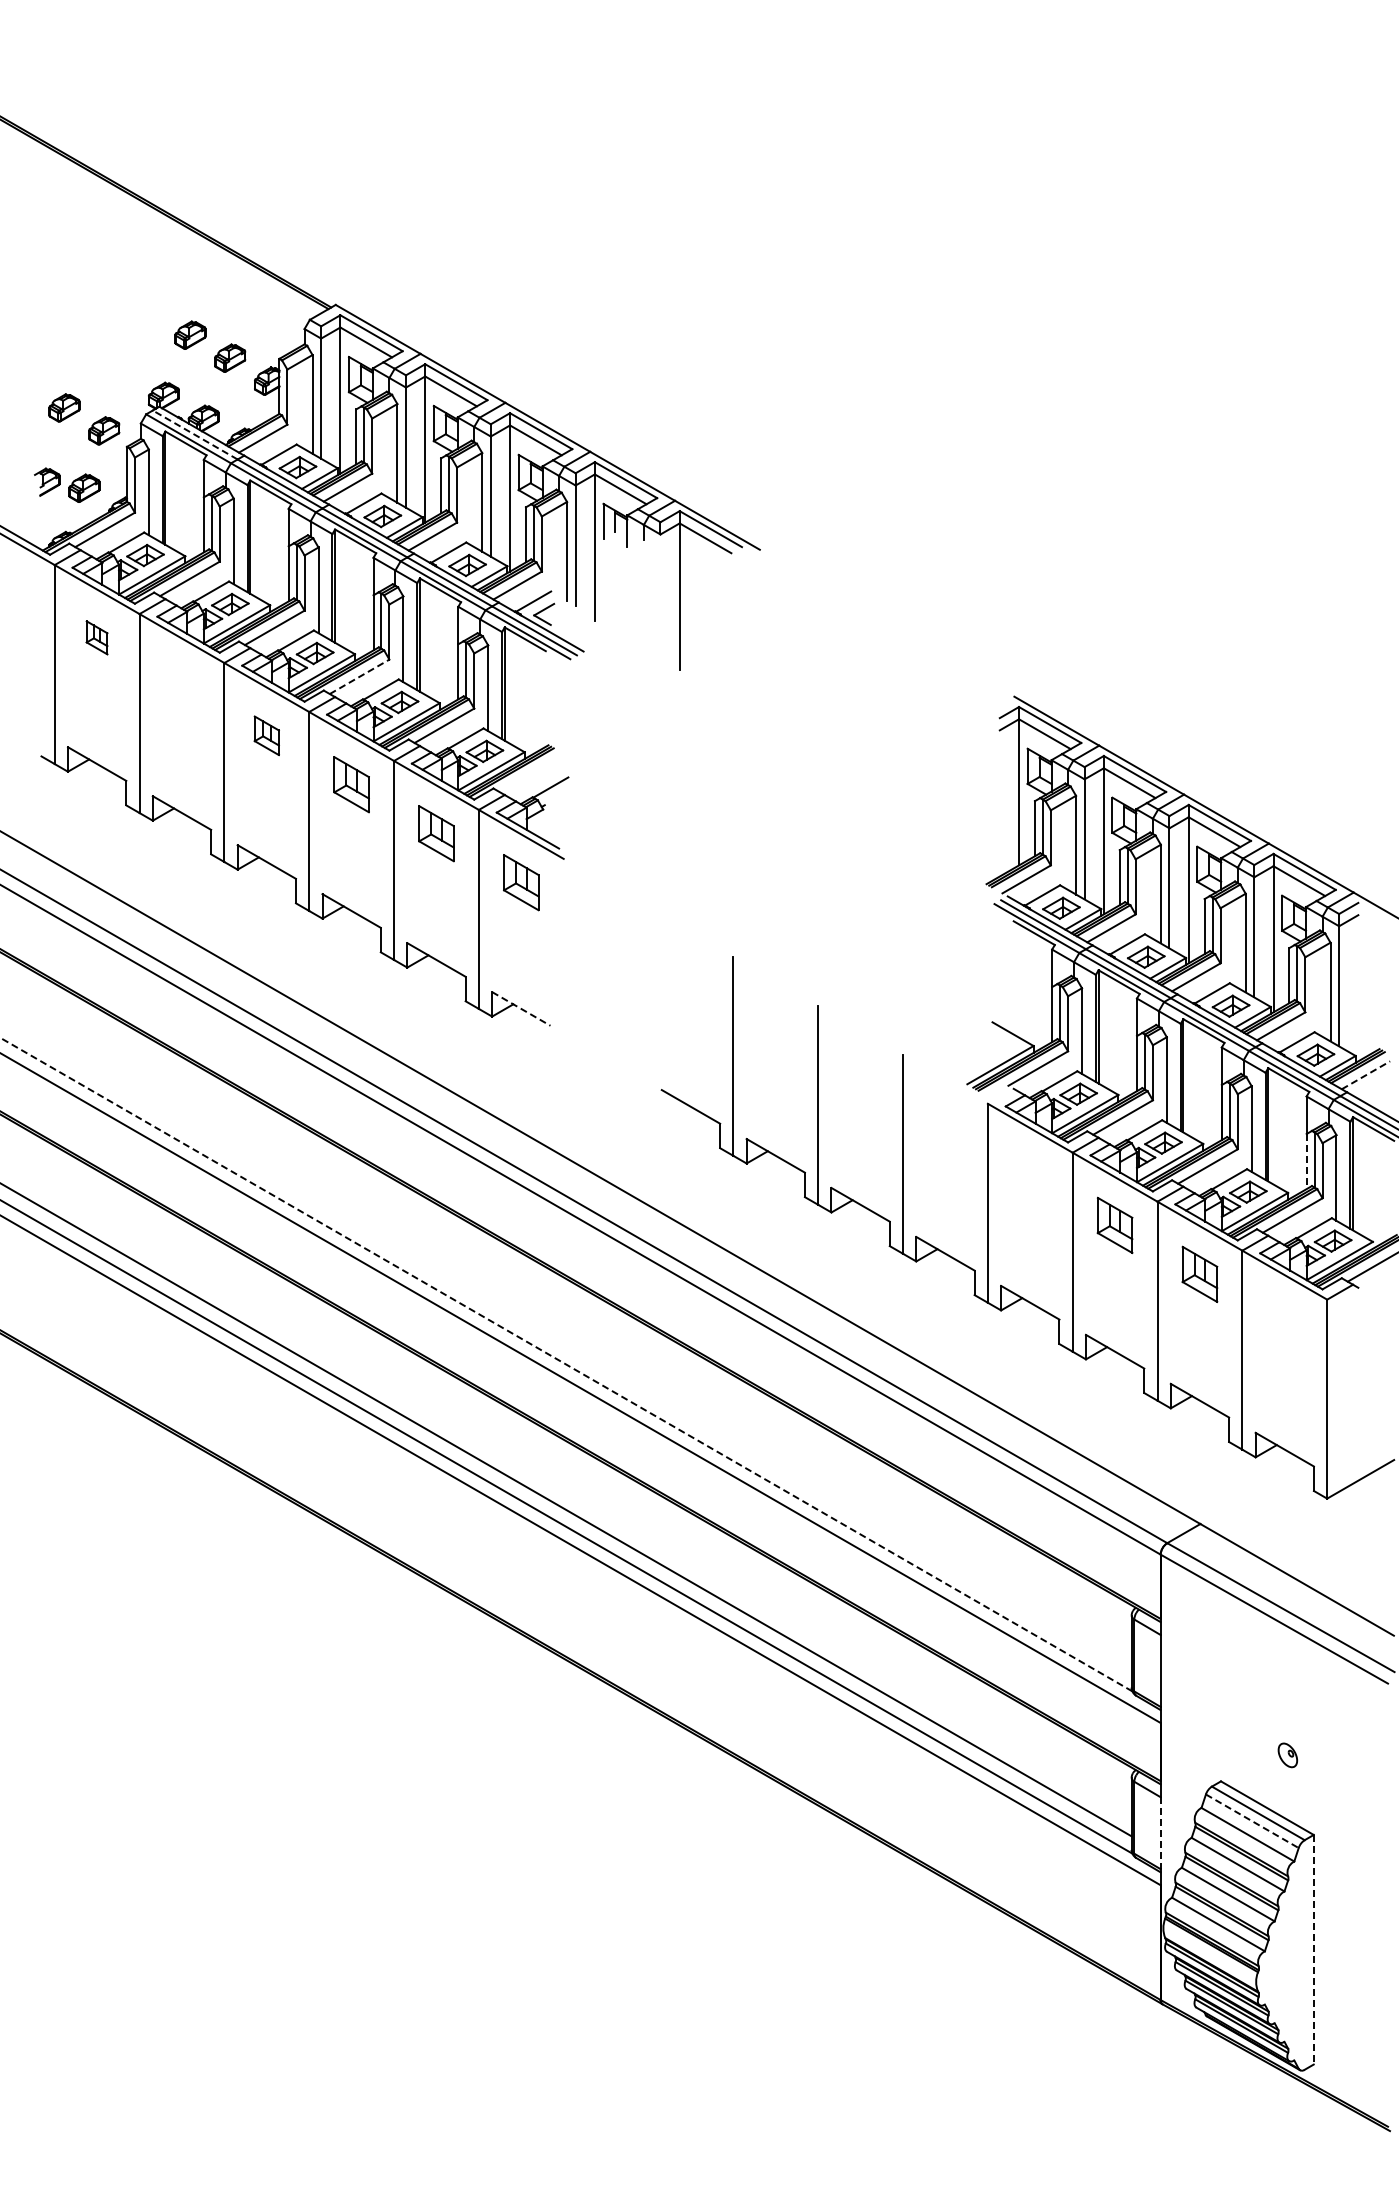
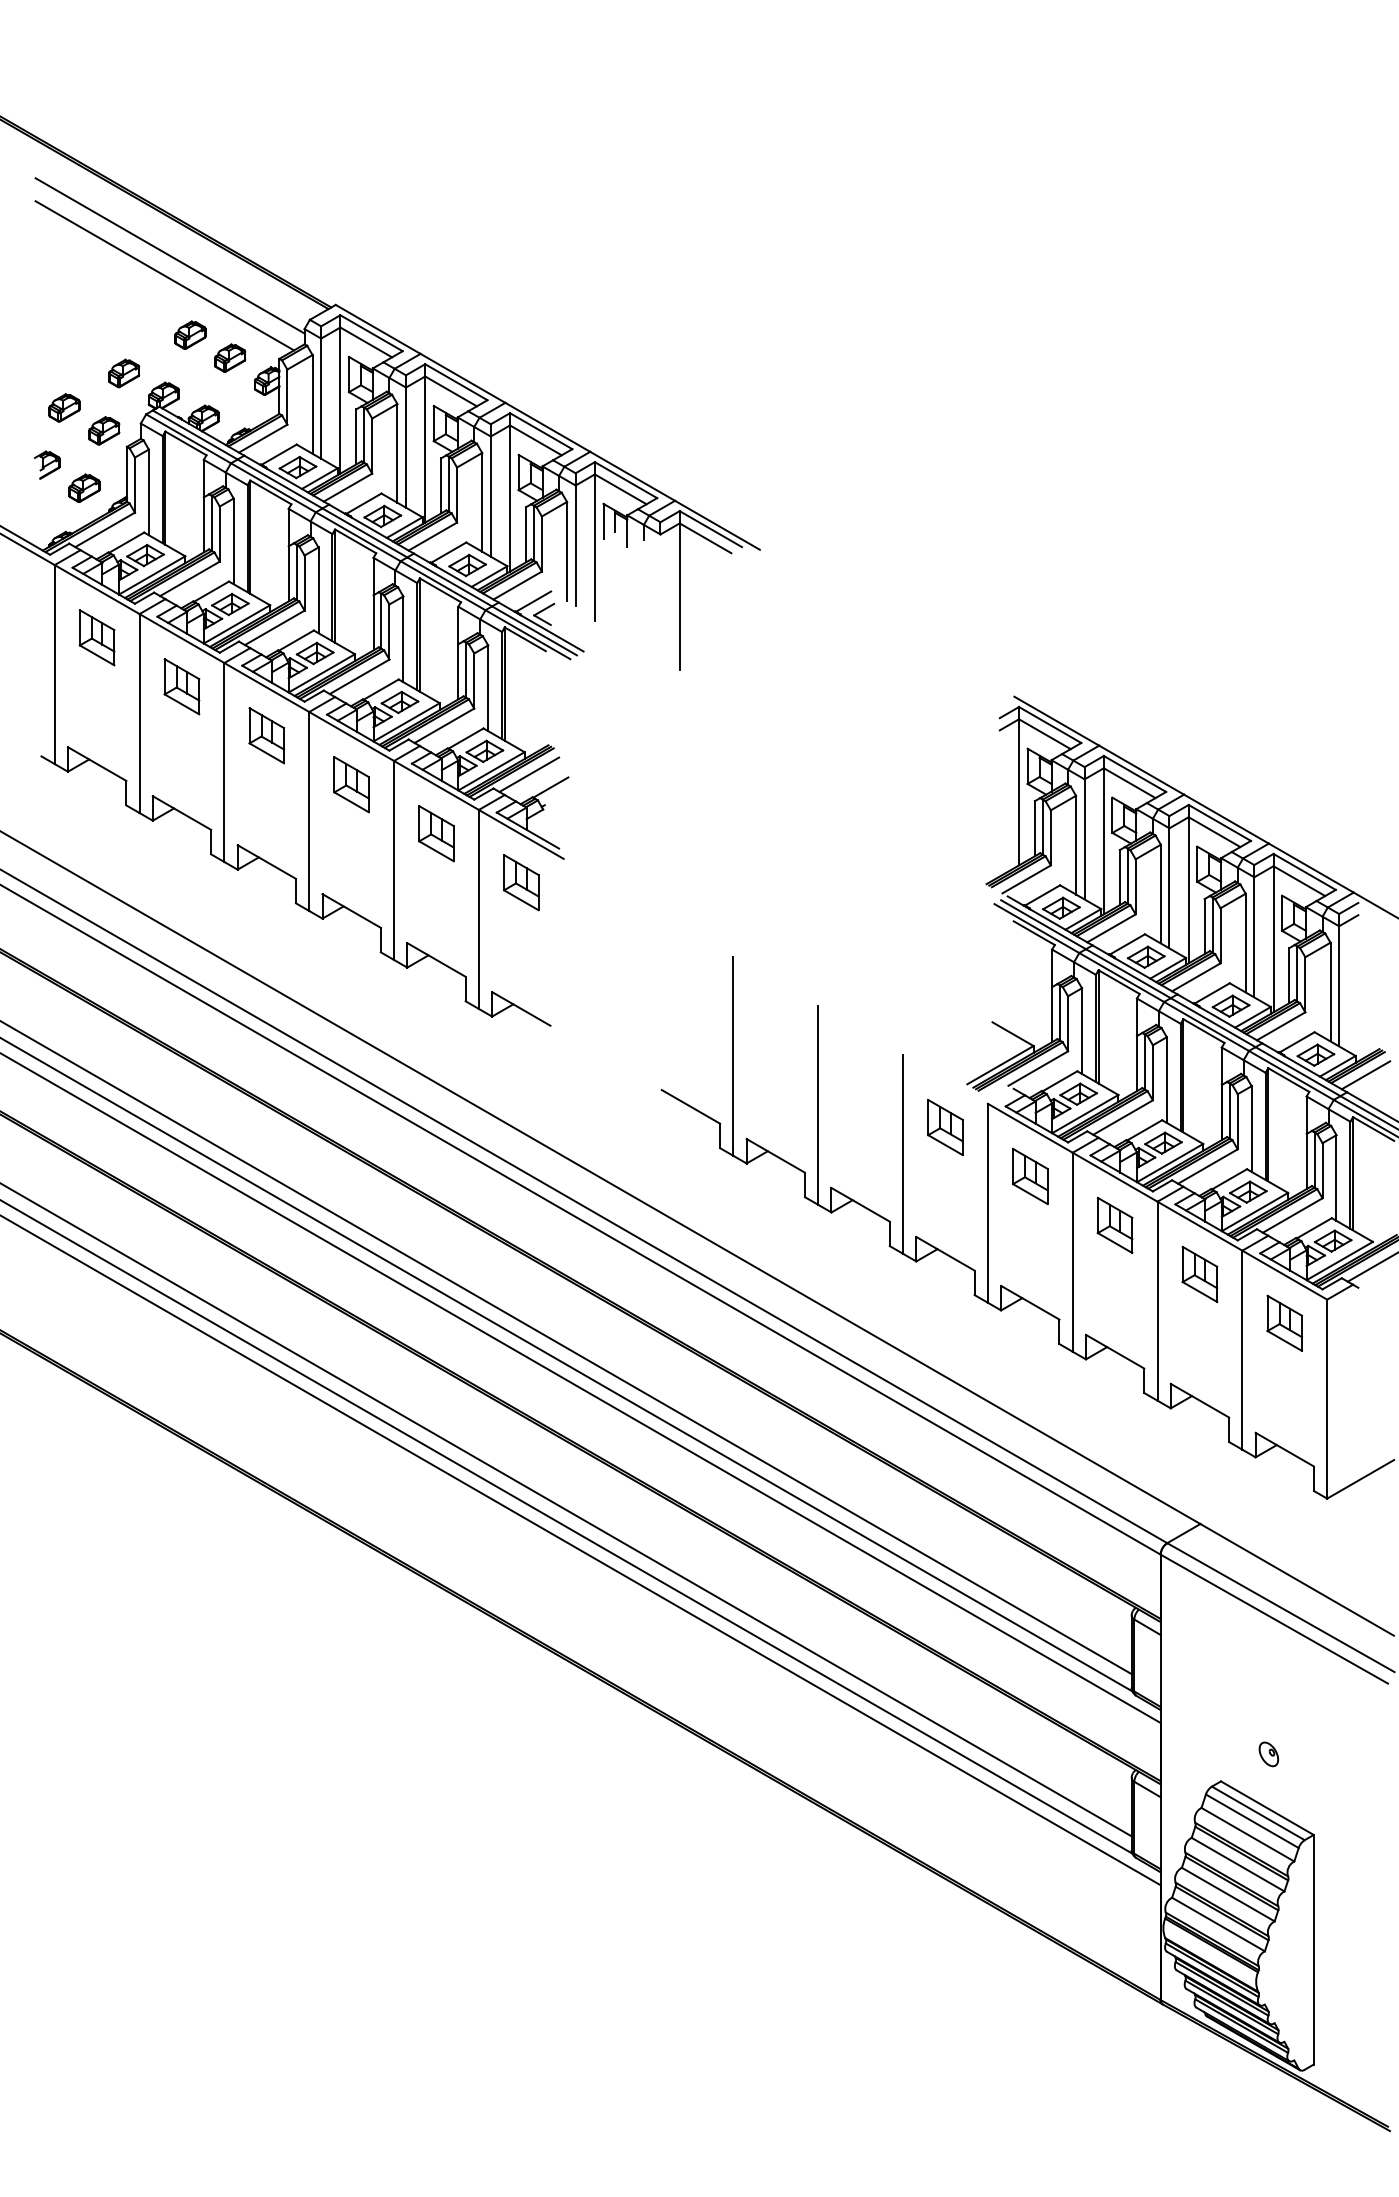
line: none -> present (169, 255)
line: none -> present (164, 275)
part: none -> present (124, 373)
line: dashed -> solid (195, 435)
part position: (47, 481) -> (47, 464) (47, 464)
part size: 24x36 px -> 38x58 px (96, 637)
line: dashed -> solid (360, 676)
part: none -> present (181, 686)
part size: 27x42 px -> 38x58 px (266, 735)
line: none -> present (529, 774)
line: dashed -> solid (521, 1008)
line: dashed -> solid (1365, 1075)
part: none -> present (945, 1127)
line: dashed -> solid (1306, 1161)
part: none -> present (1030, 1176)
part: none -> present (1284, 1322)
line: none -> present (566, 1348)
line: dashed -> solid (566, 1364)
part position: (1287, 1755) -> (1268, 1754) (1268, 1754)
line: dashed -> solid (1252, 1821)
line: dashed -> solid (1160, 1833)
line: dashed -> solid (1313, 1949)
